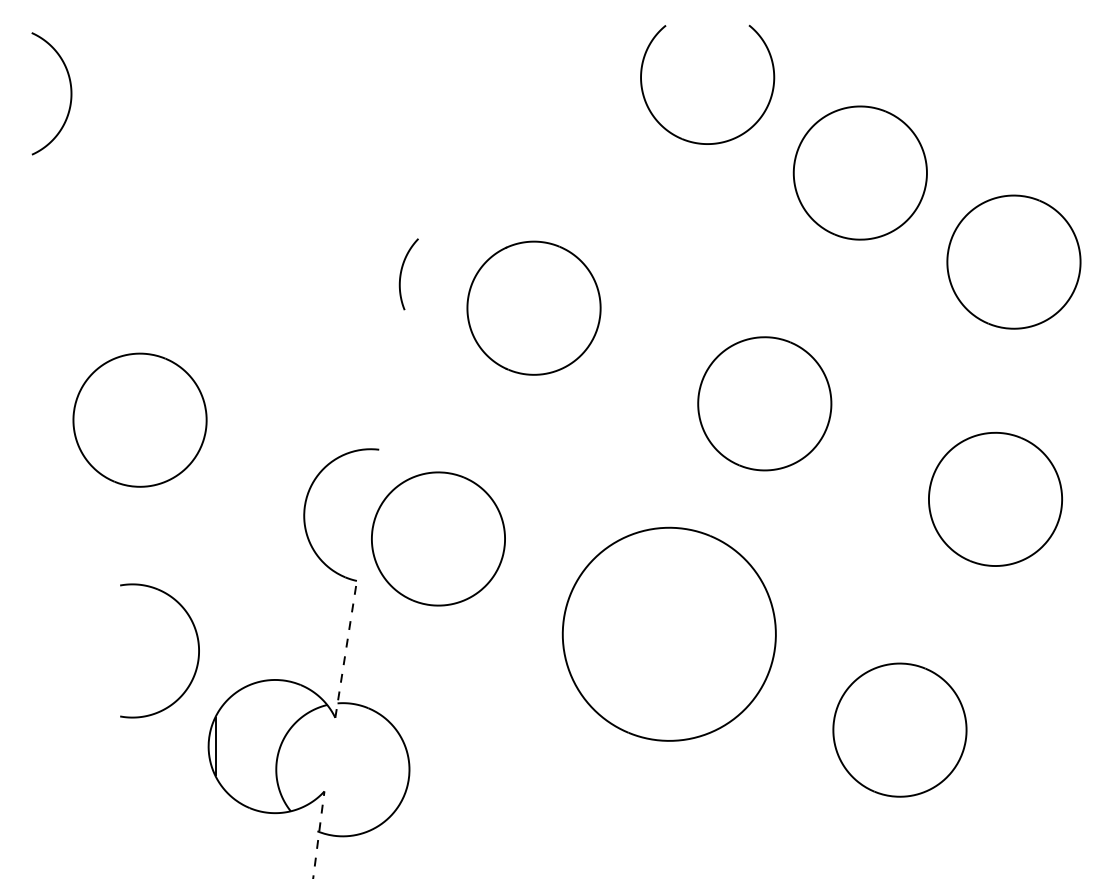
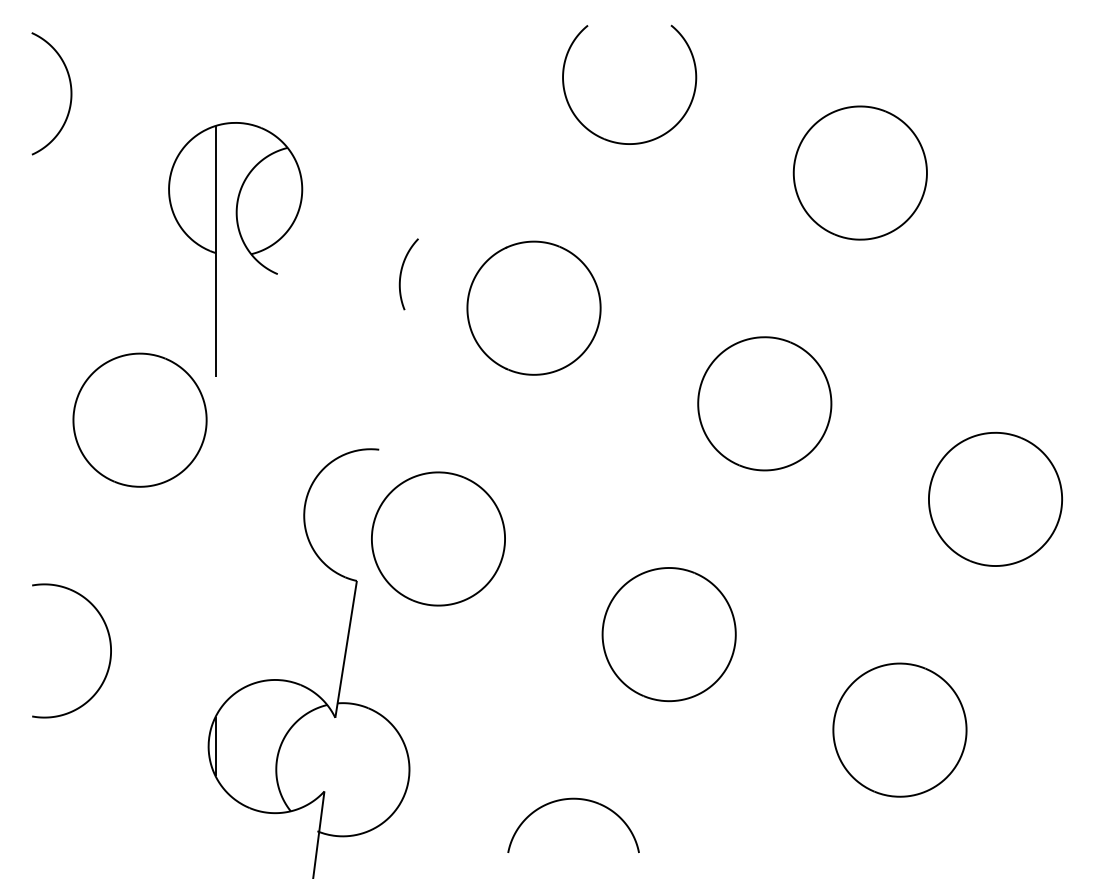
part position: (701, 142) -> (623, 142) (623, 142)
part: none -> present (243, 244)
part: present -> none (1013, 261)
part size: 216x216 px -> 136x136 px (668, 634)
part position: (197, 644) -> (109, 644) (109, 644)
line: dashed -> solid (346, 648)
part: none -> present (573, 799)
line: dashed -> solid (318, 834)
